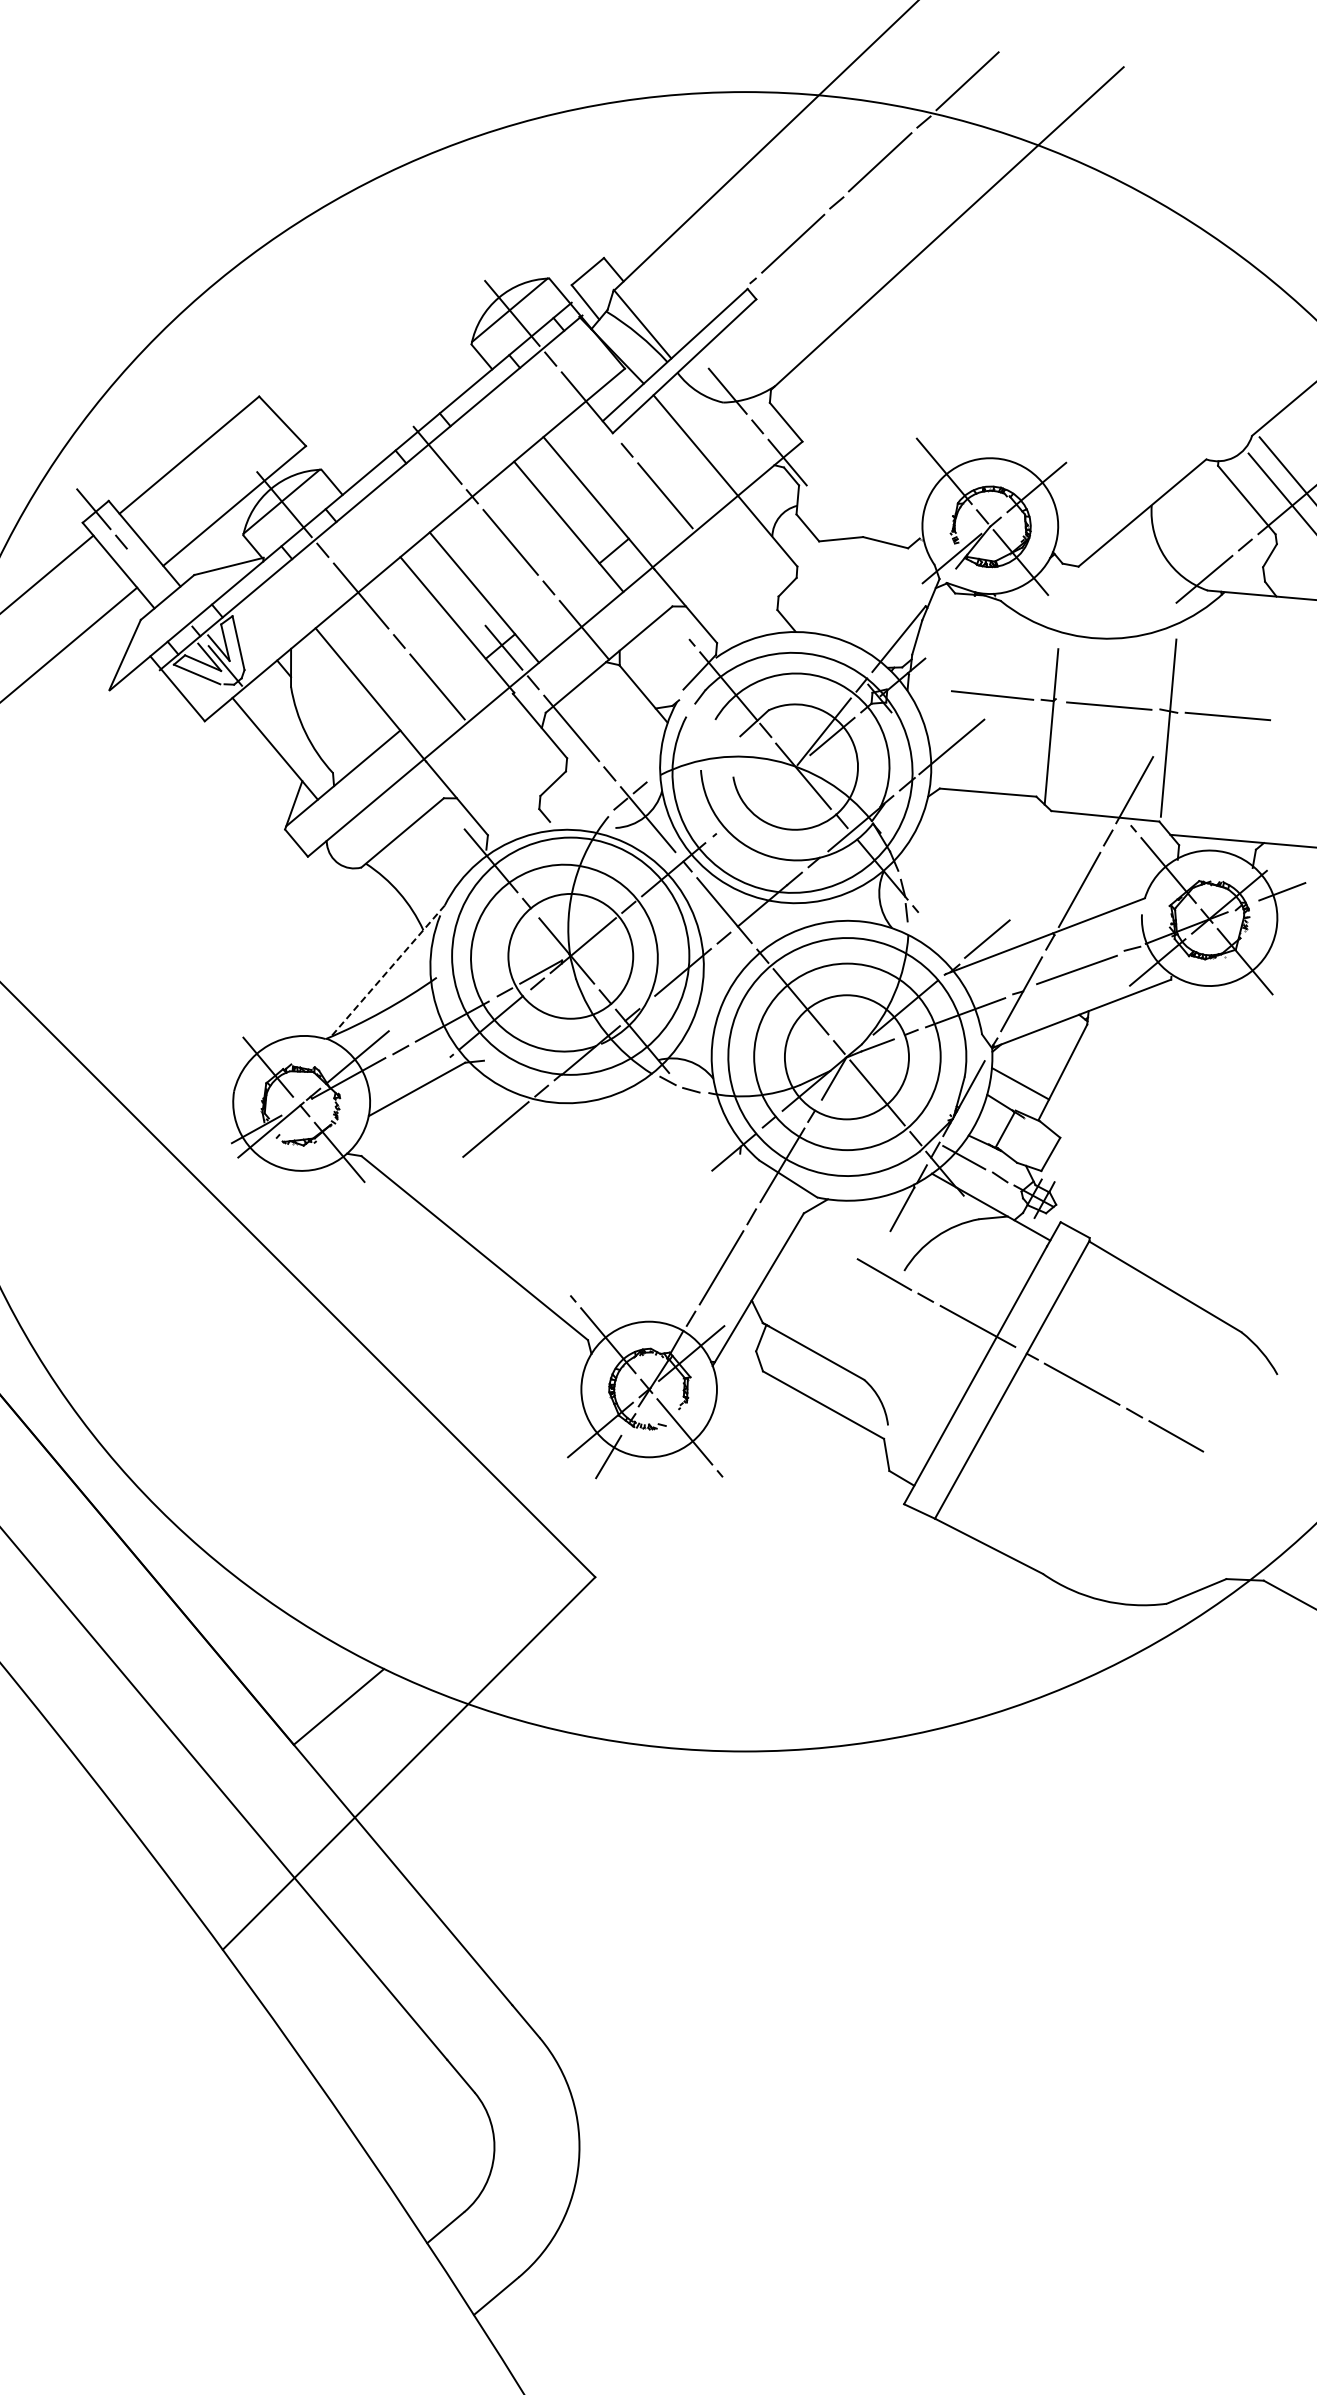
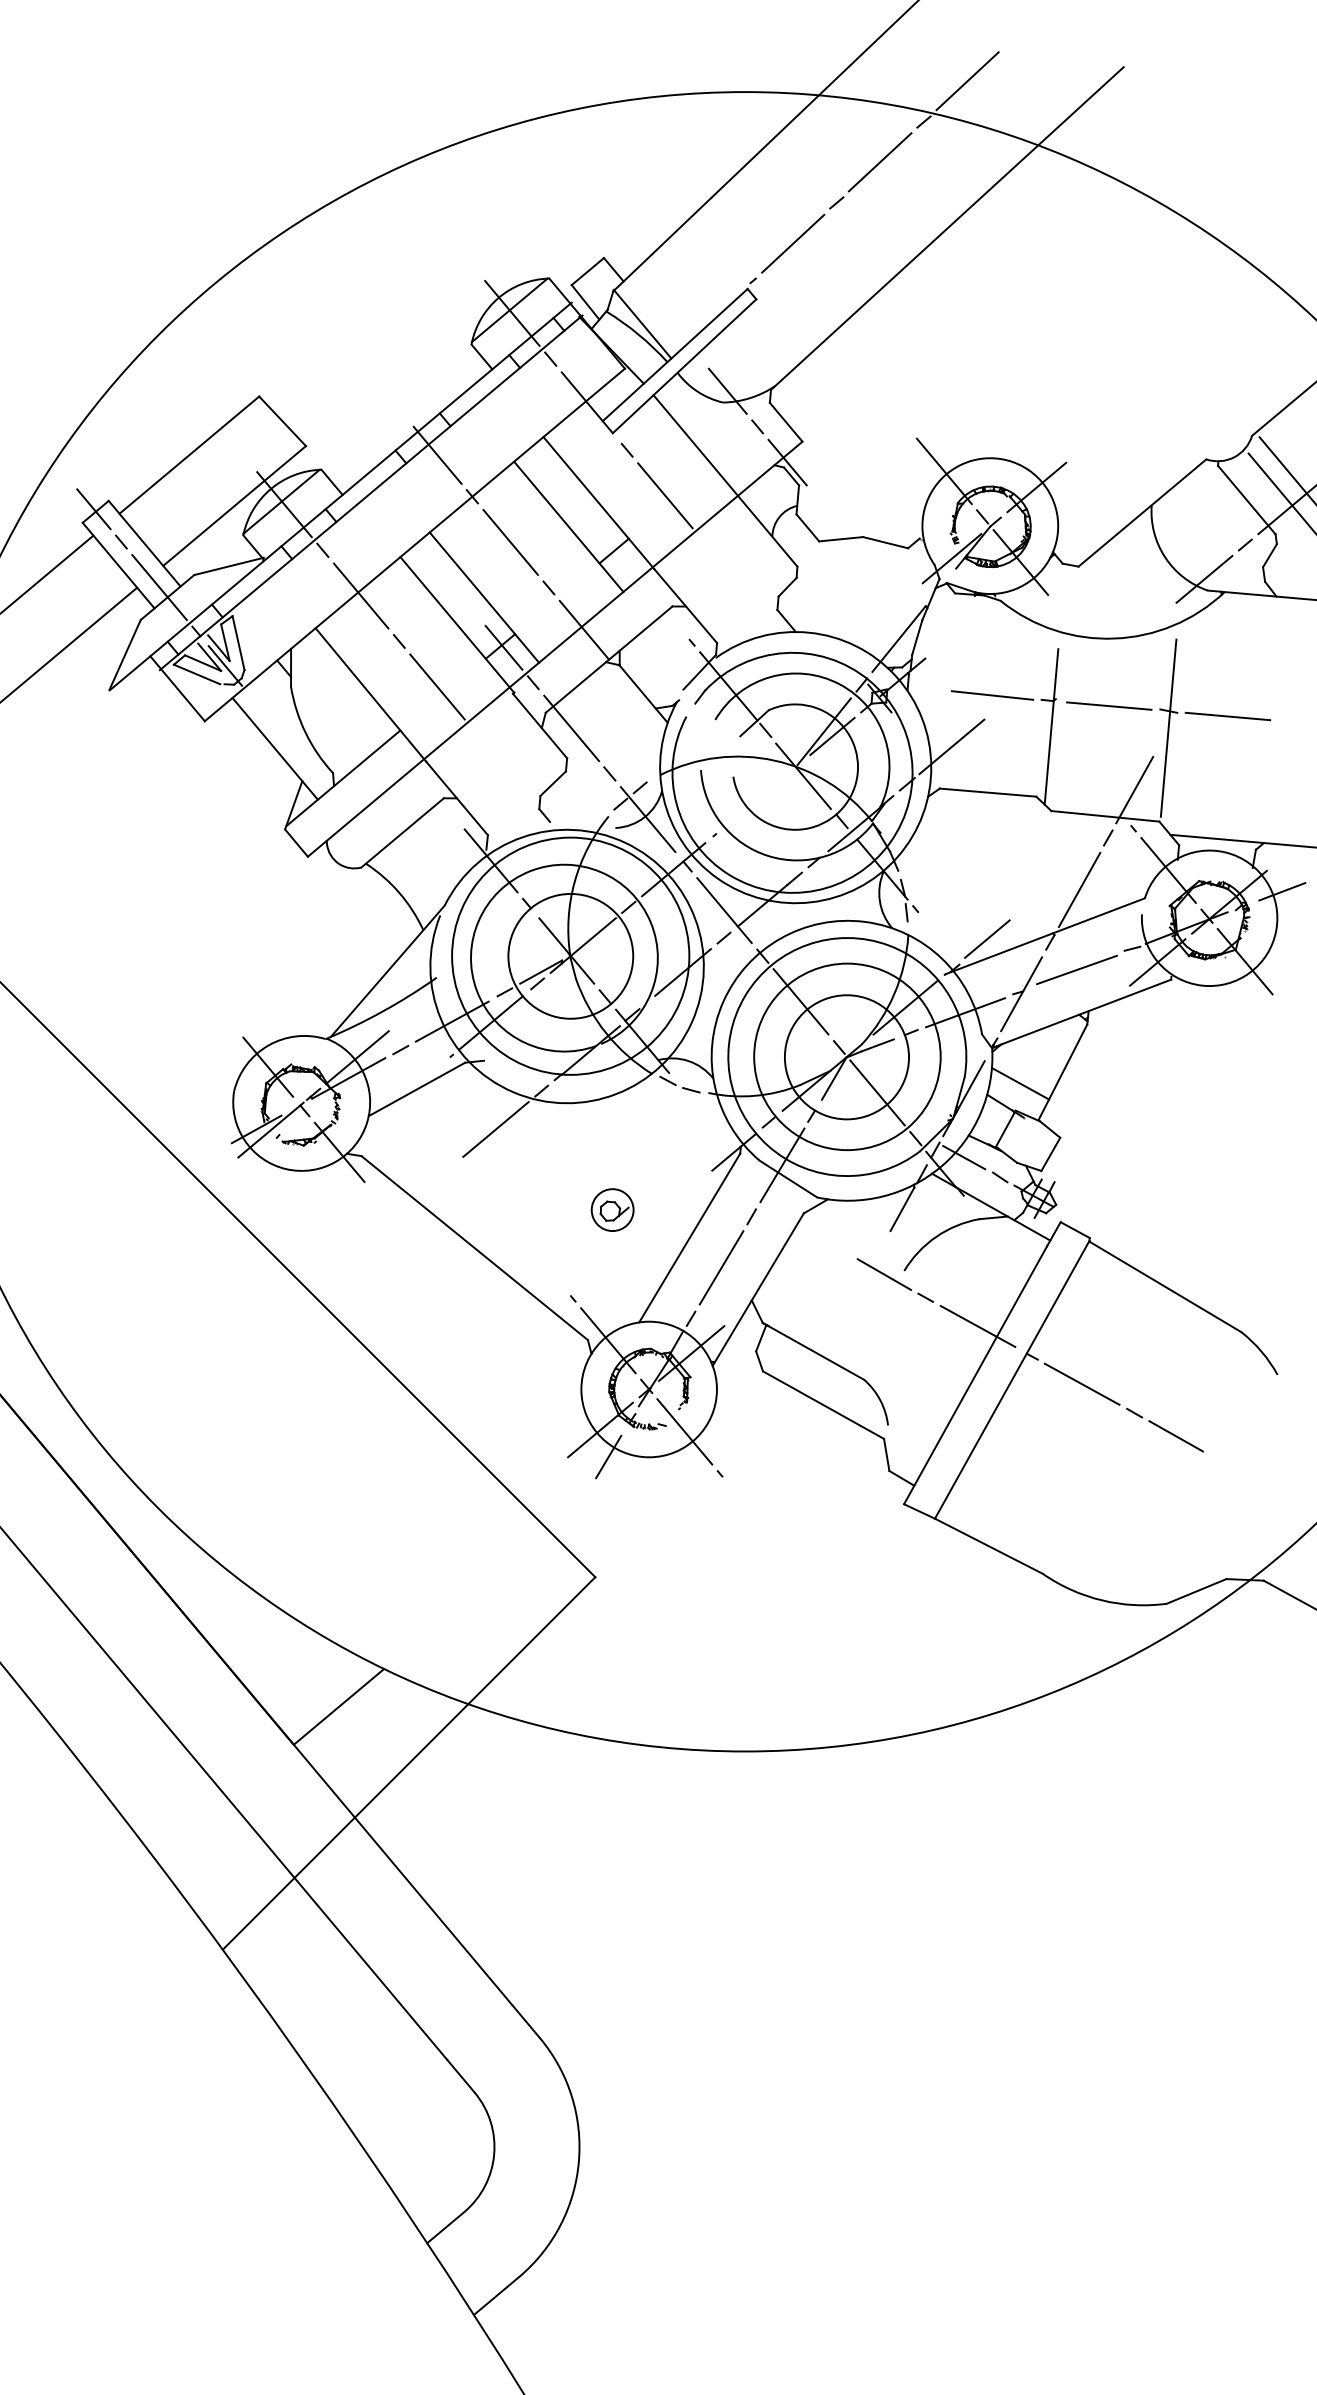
line: none -> present (159, 587)
line: dashed -> solid (387, 971)
part: none -> present (612, 1209)
line: none -> present (689, 1237)
